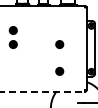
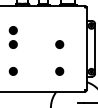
part: none -> present (12, 70)
line: dashed -> solid (43, 91)
